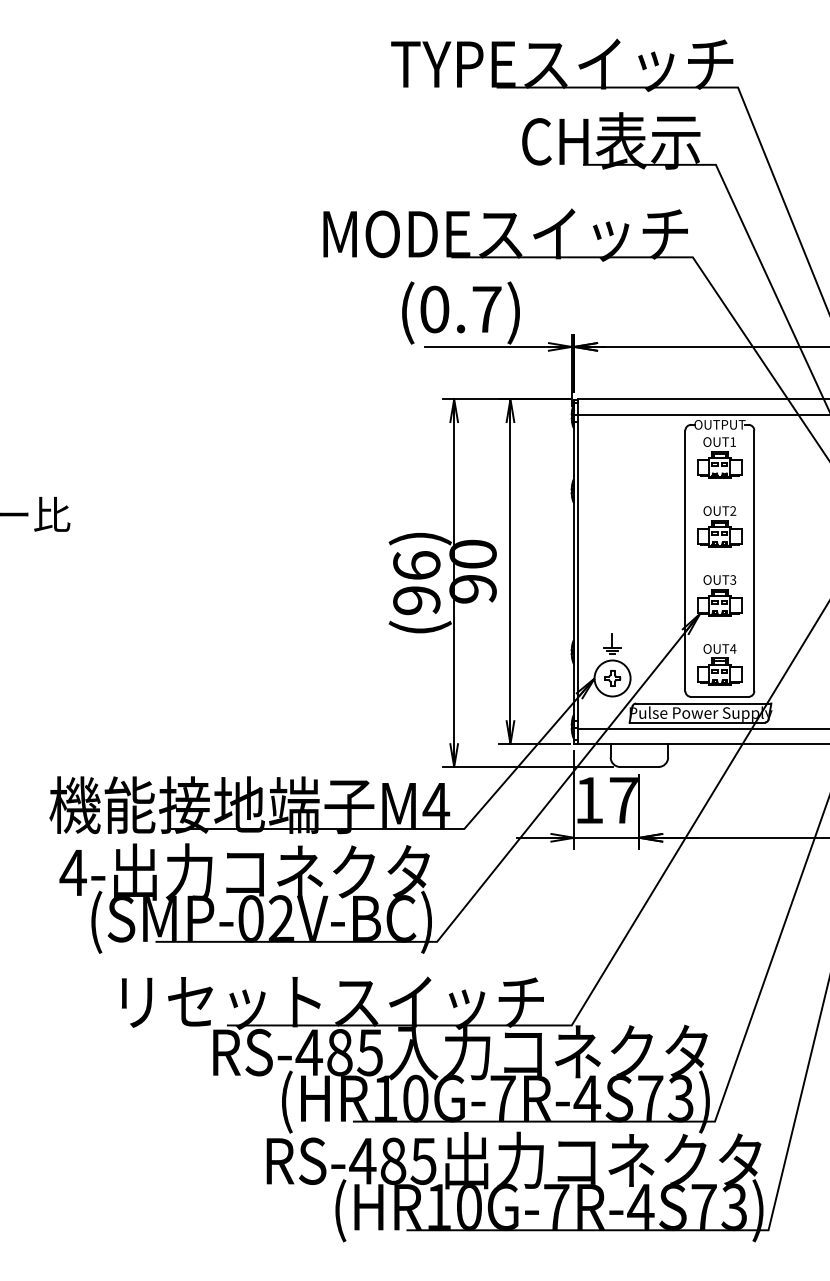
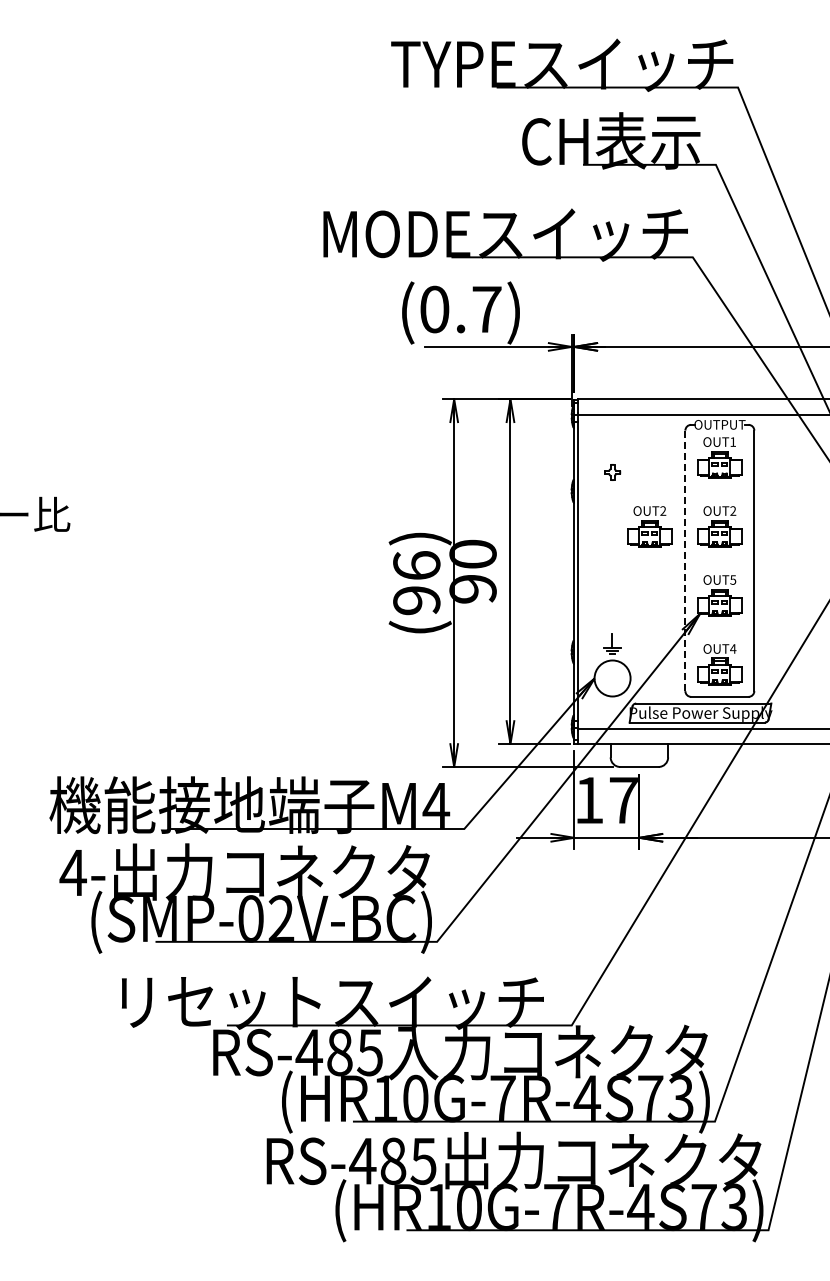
part: none -> present (649, 526)
line: solid -> dashed (685, 560)
text: OUT3 -> OUT5 (733, 579)
part position: (612, 678) -> (612, 472) (612, 472)
